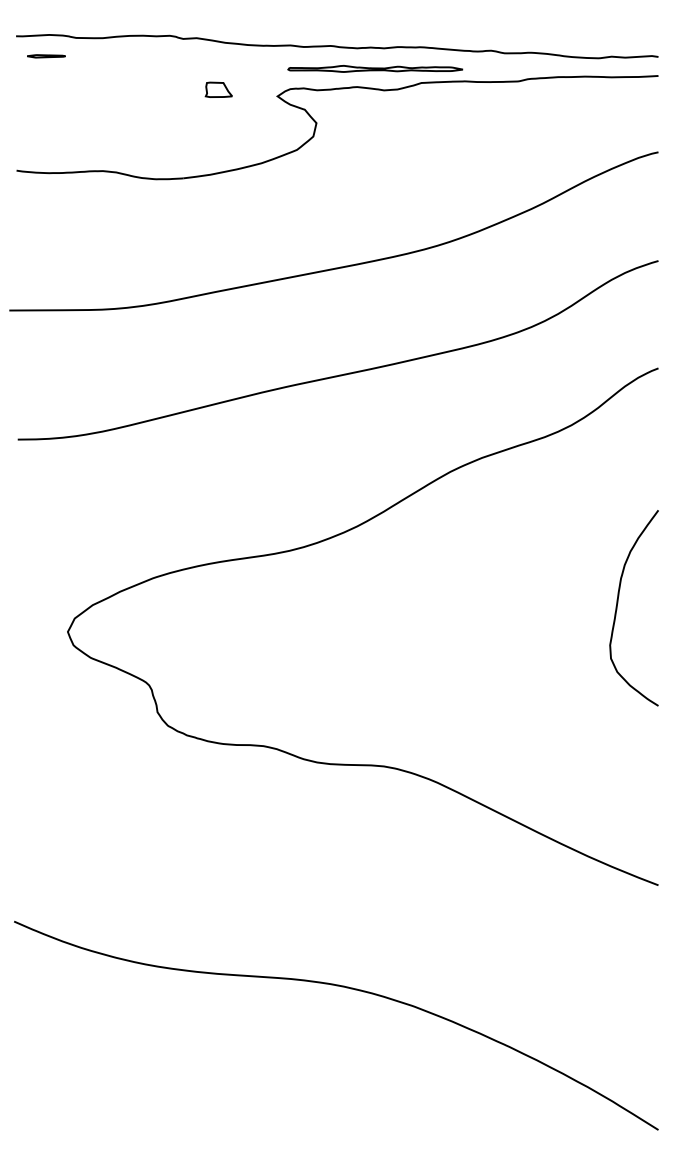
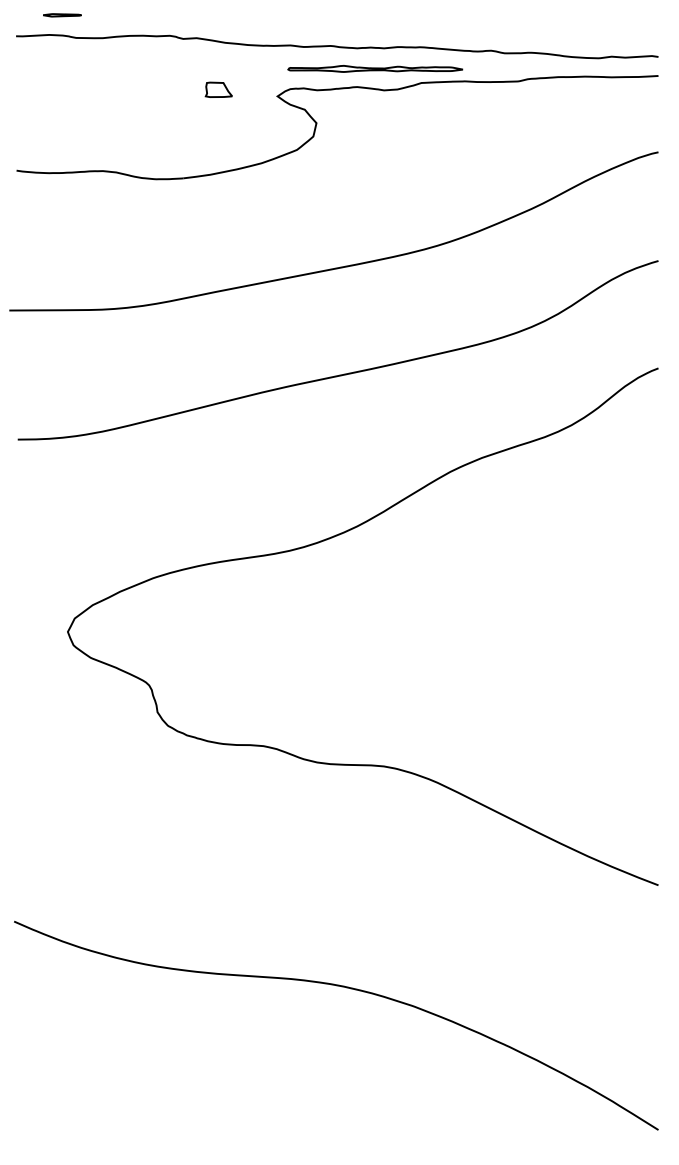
line position: (46, 56) -> (62, 15) (62, 15)
curve: present -> none (618, 603)
